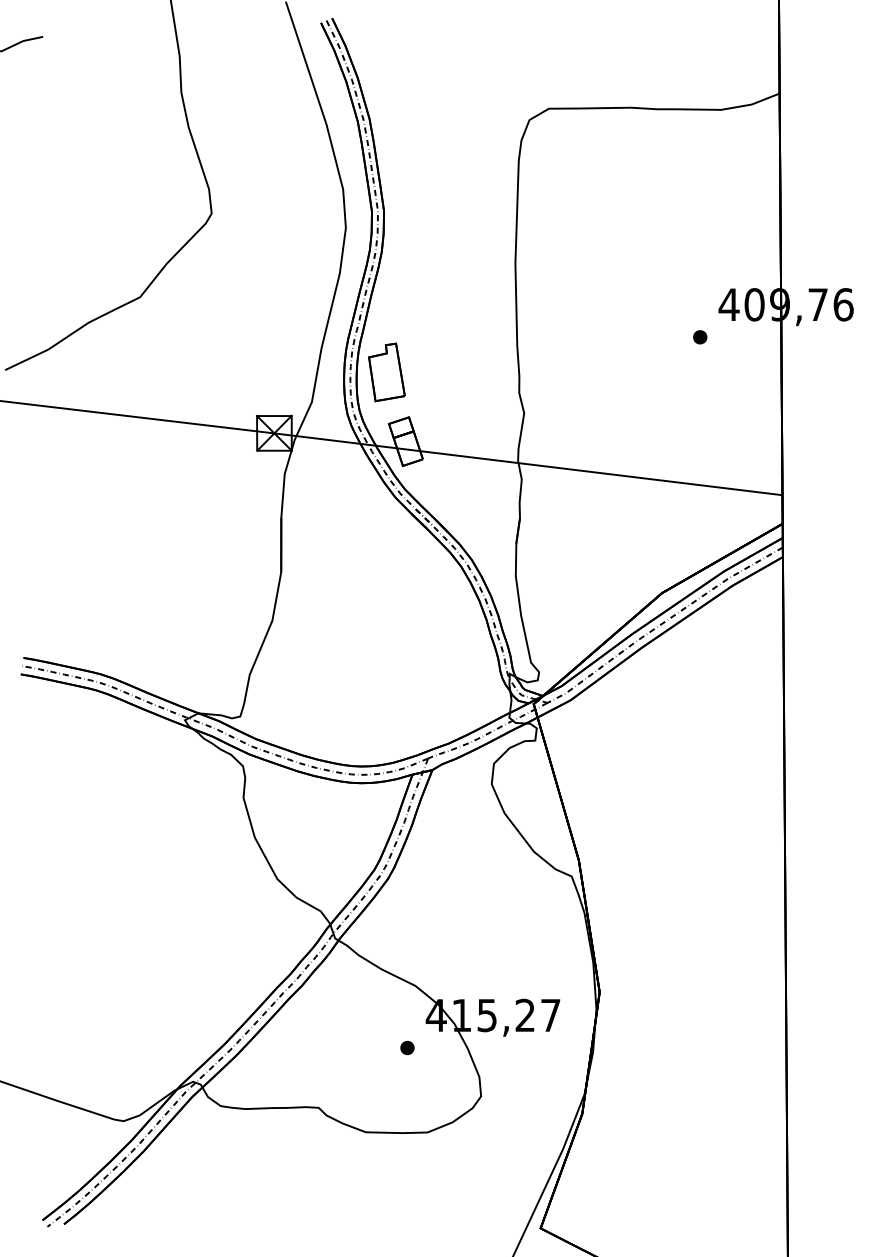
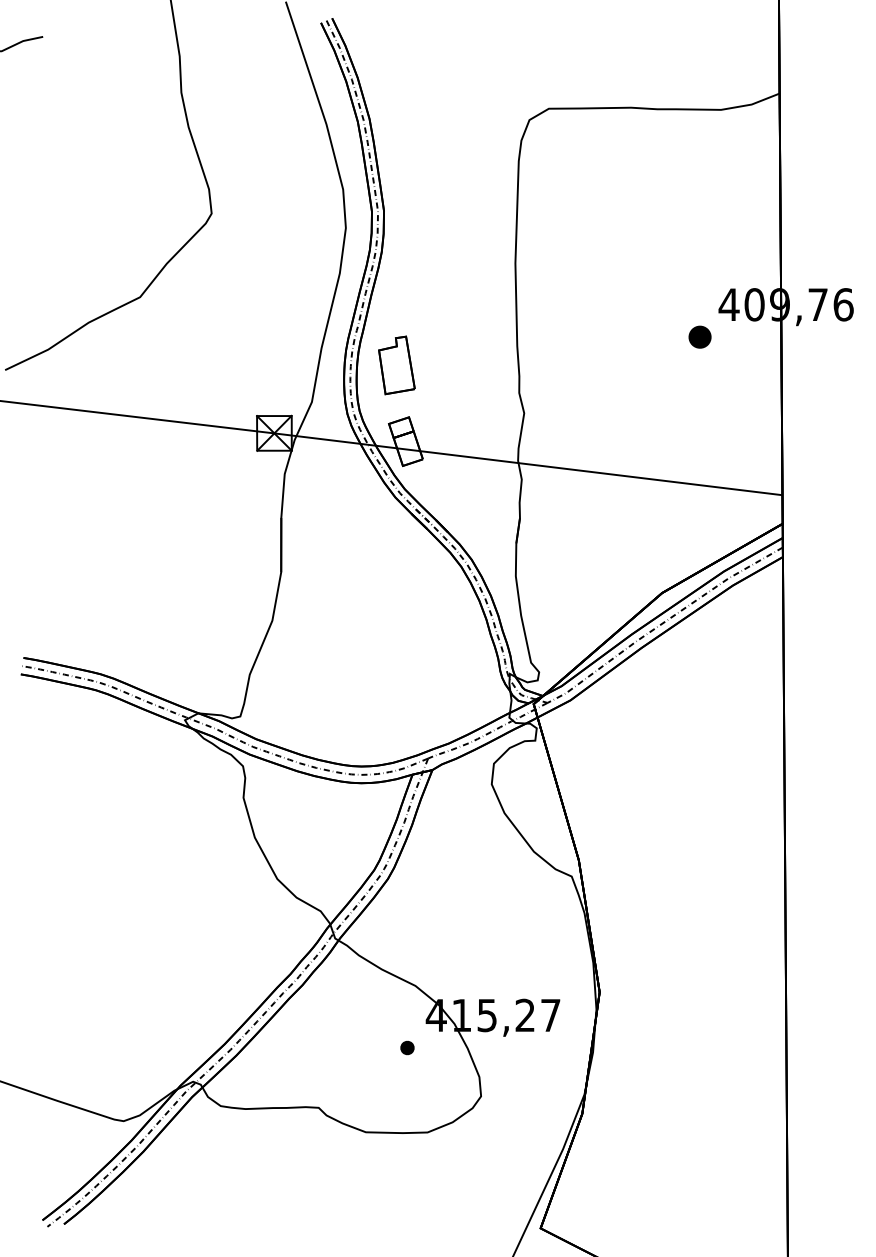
part size: 15x15 px -> 24x24 px (699, 336)
part position: (386, 372) -> (396, 365) (396, 365)
